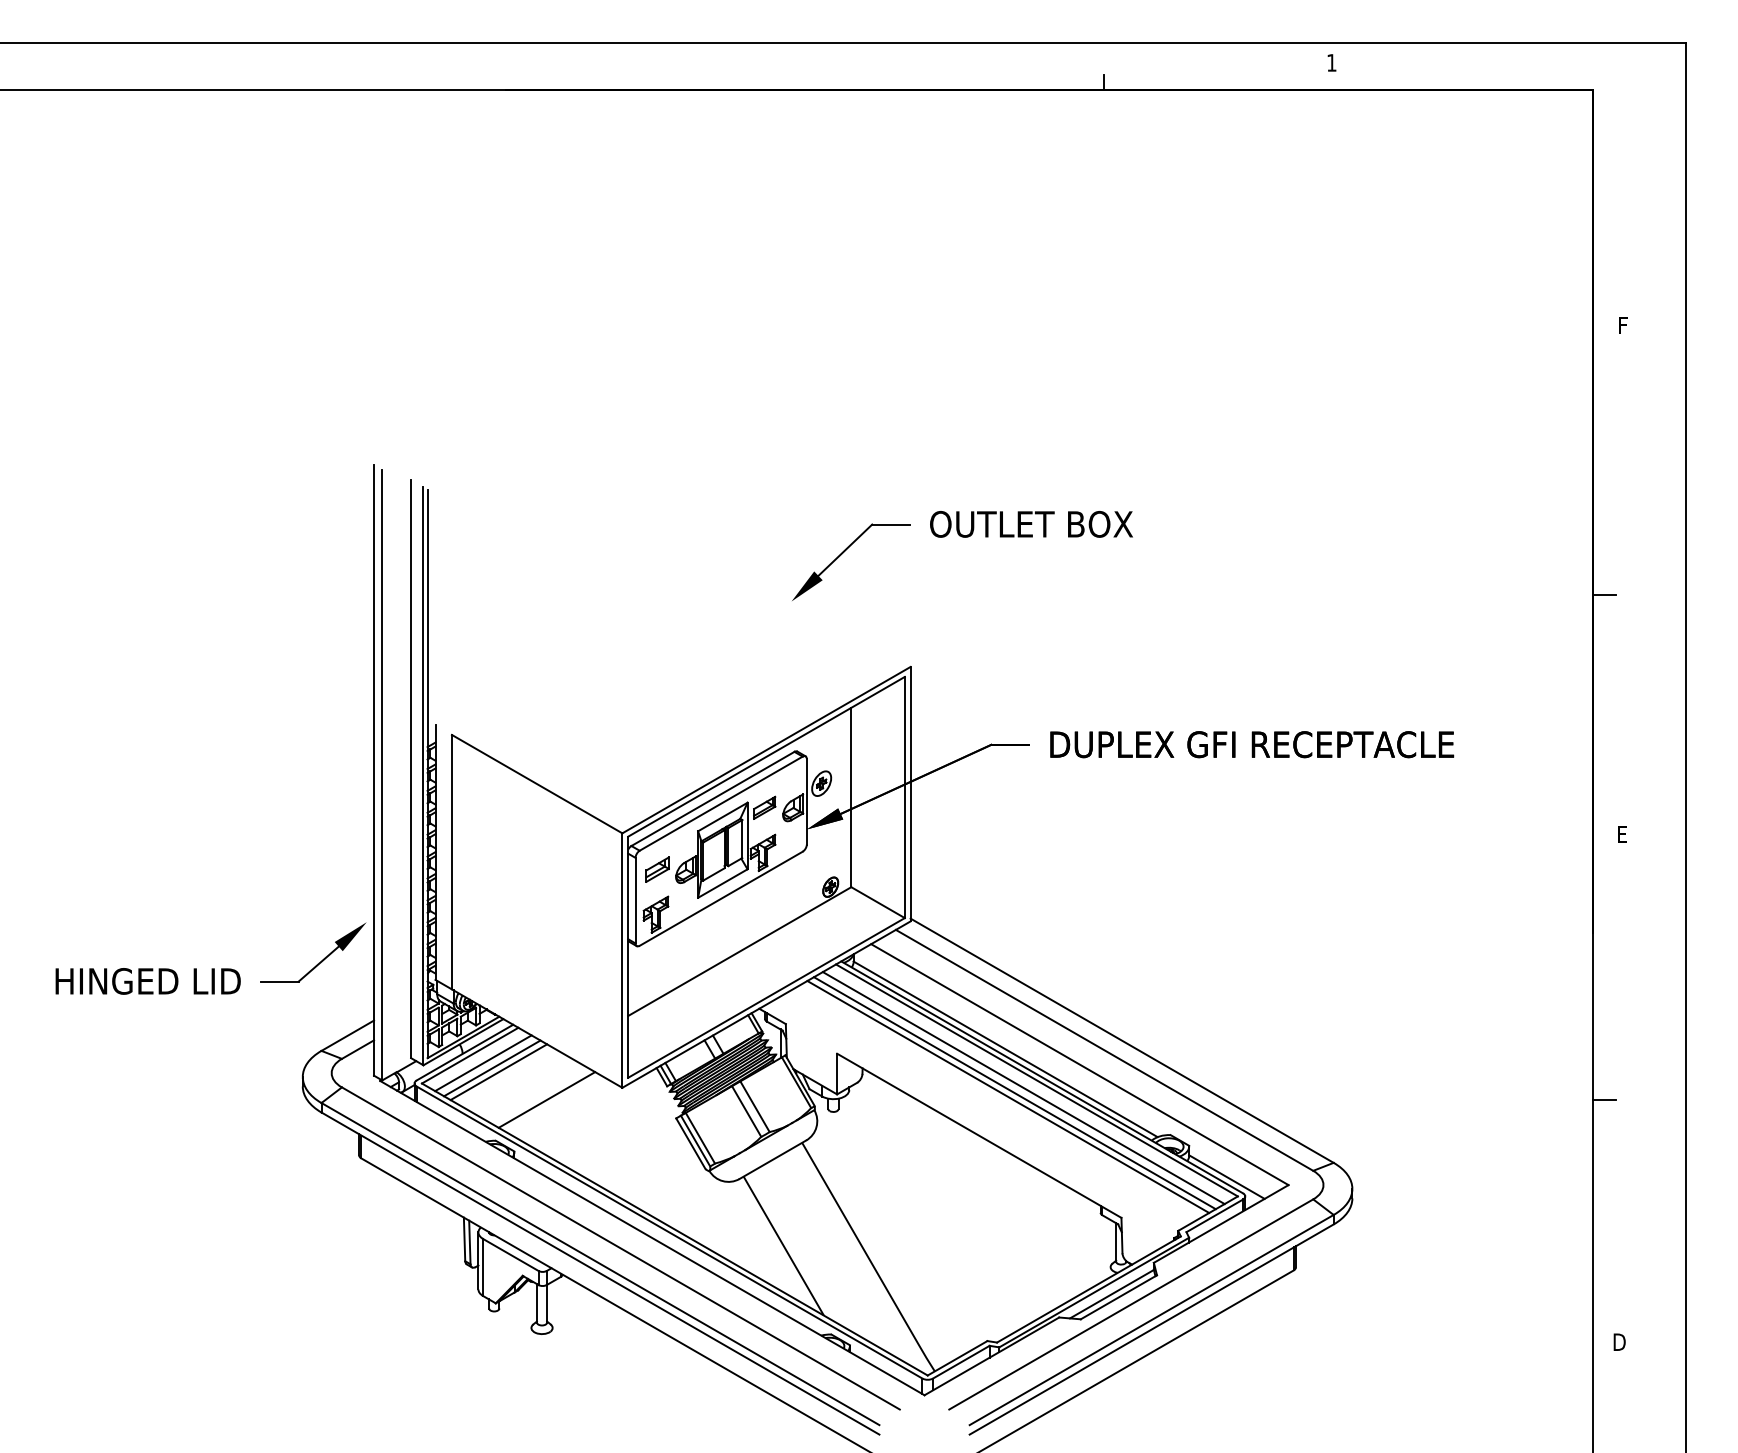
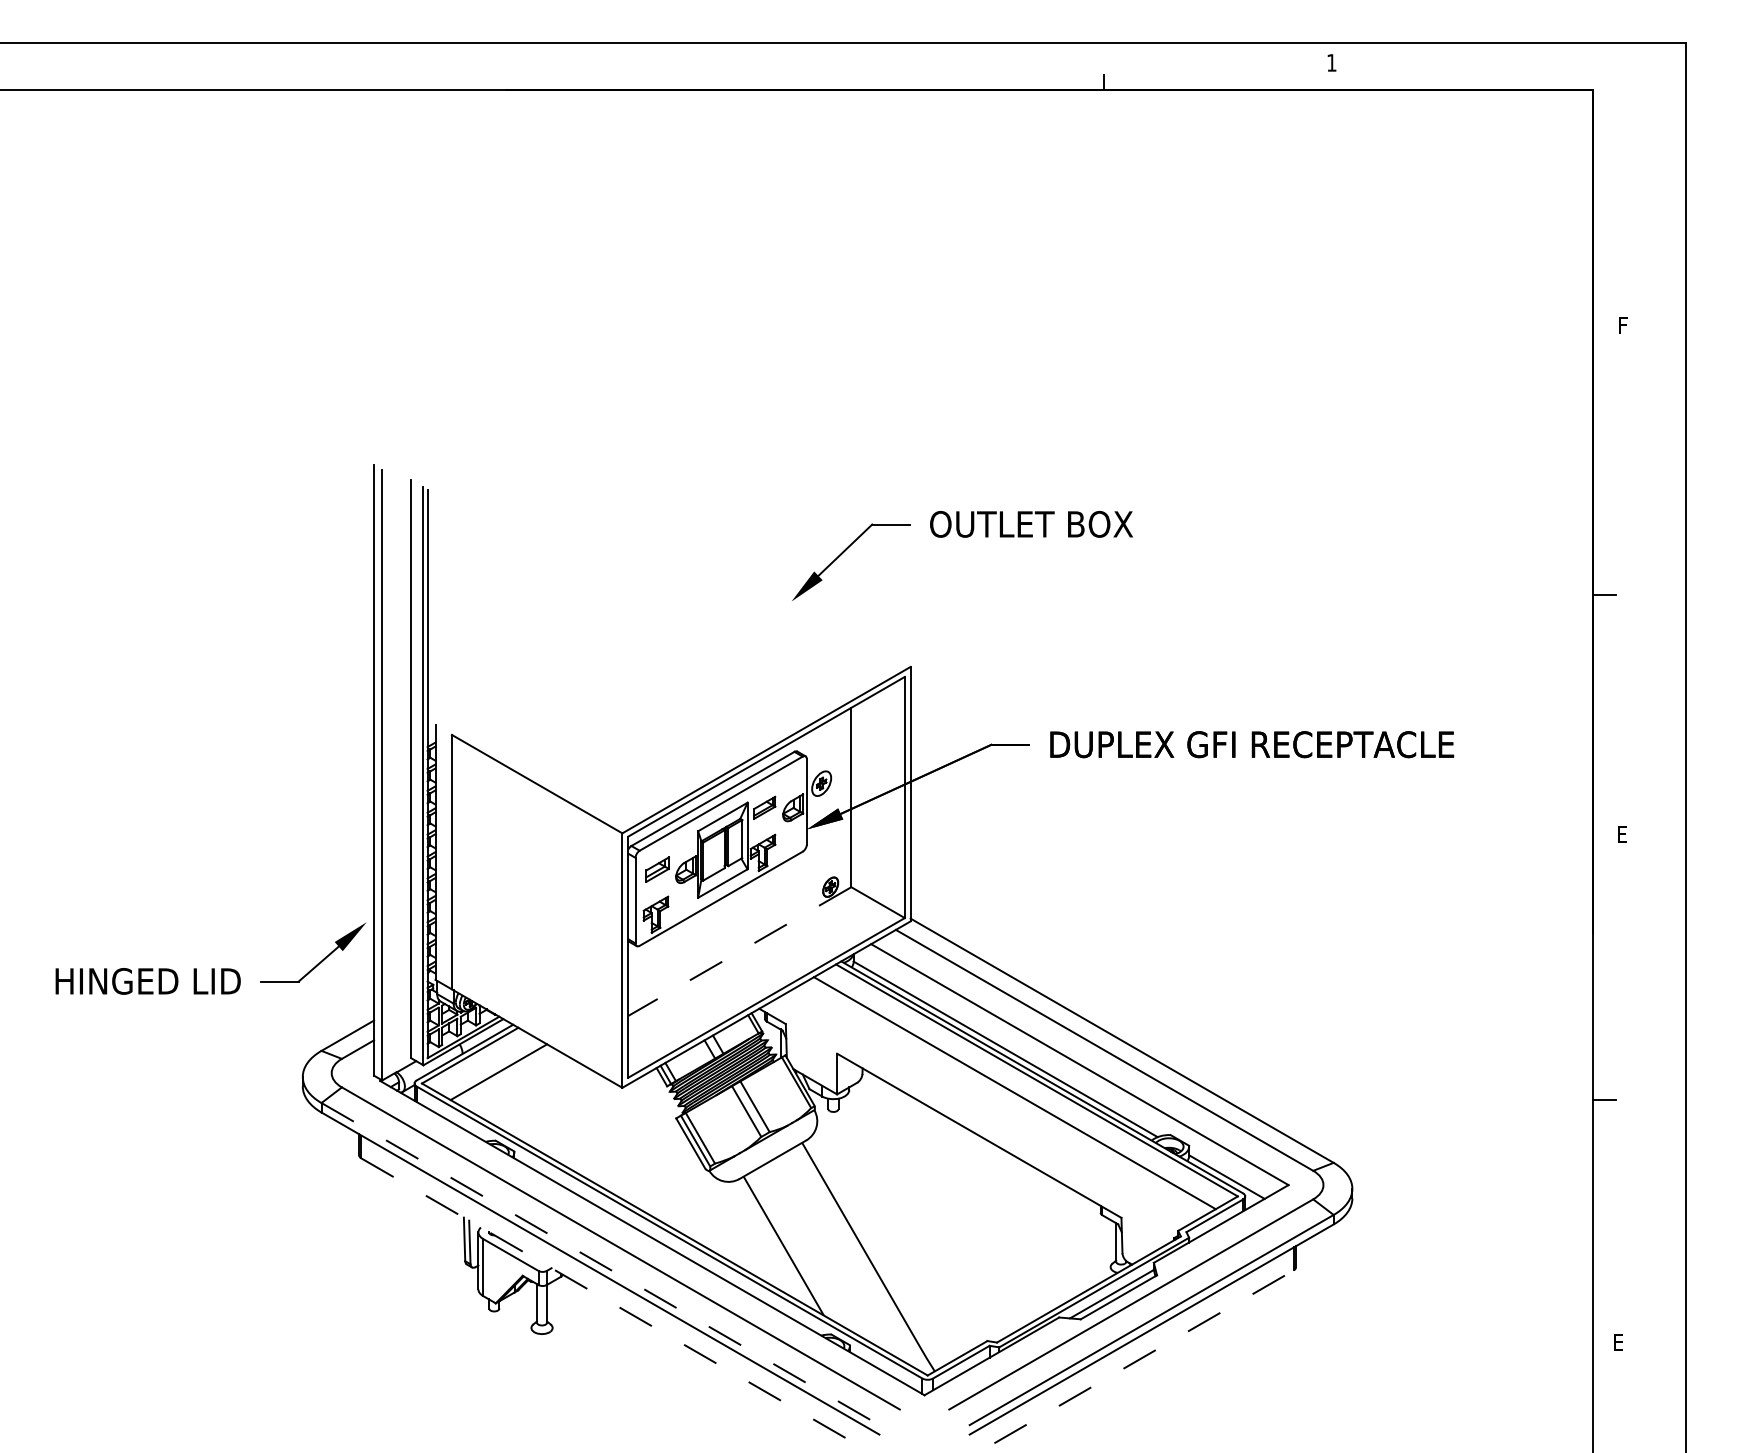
line: solid -> dashed (739, 951)
line: present -> none (483, 1063)
line: present -> none (492, 1068)
line: present -> none (1023, 1088)
line: present -> none (1008, 1096)
line: present -> none (546, 1099)
line: solid -> dashed (600, 1264)
line: solid -> dashed (616, 1305)
text: D -> E (1619, 1341)
line: solid -> dashed (1136, 1361)
